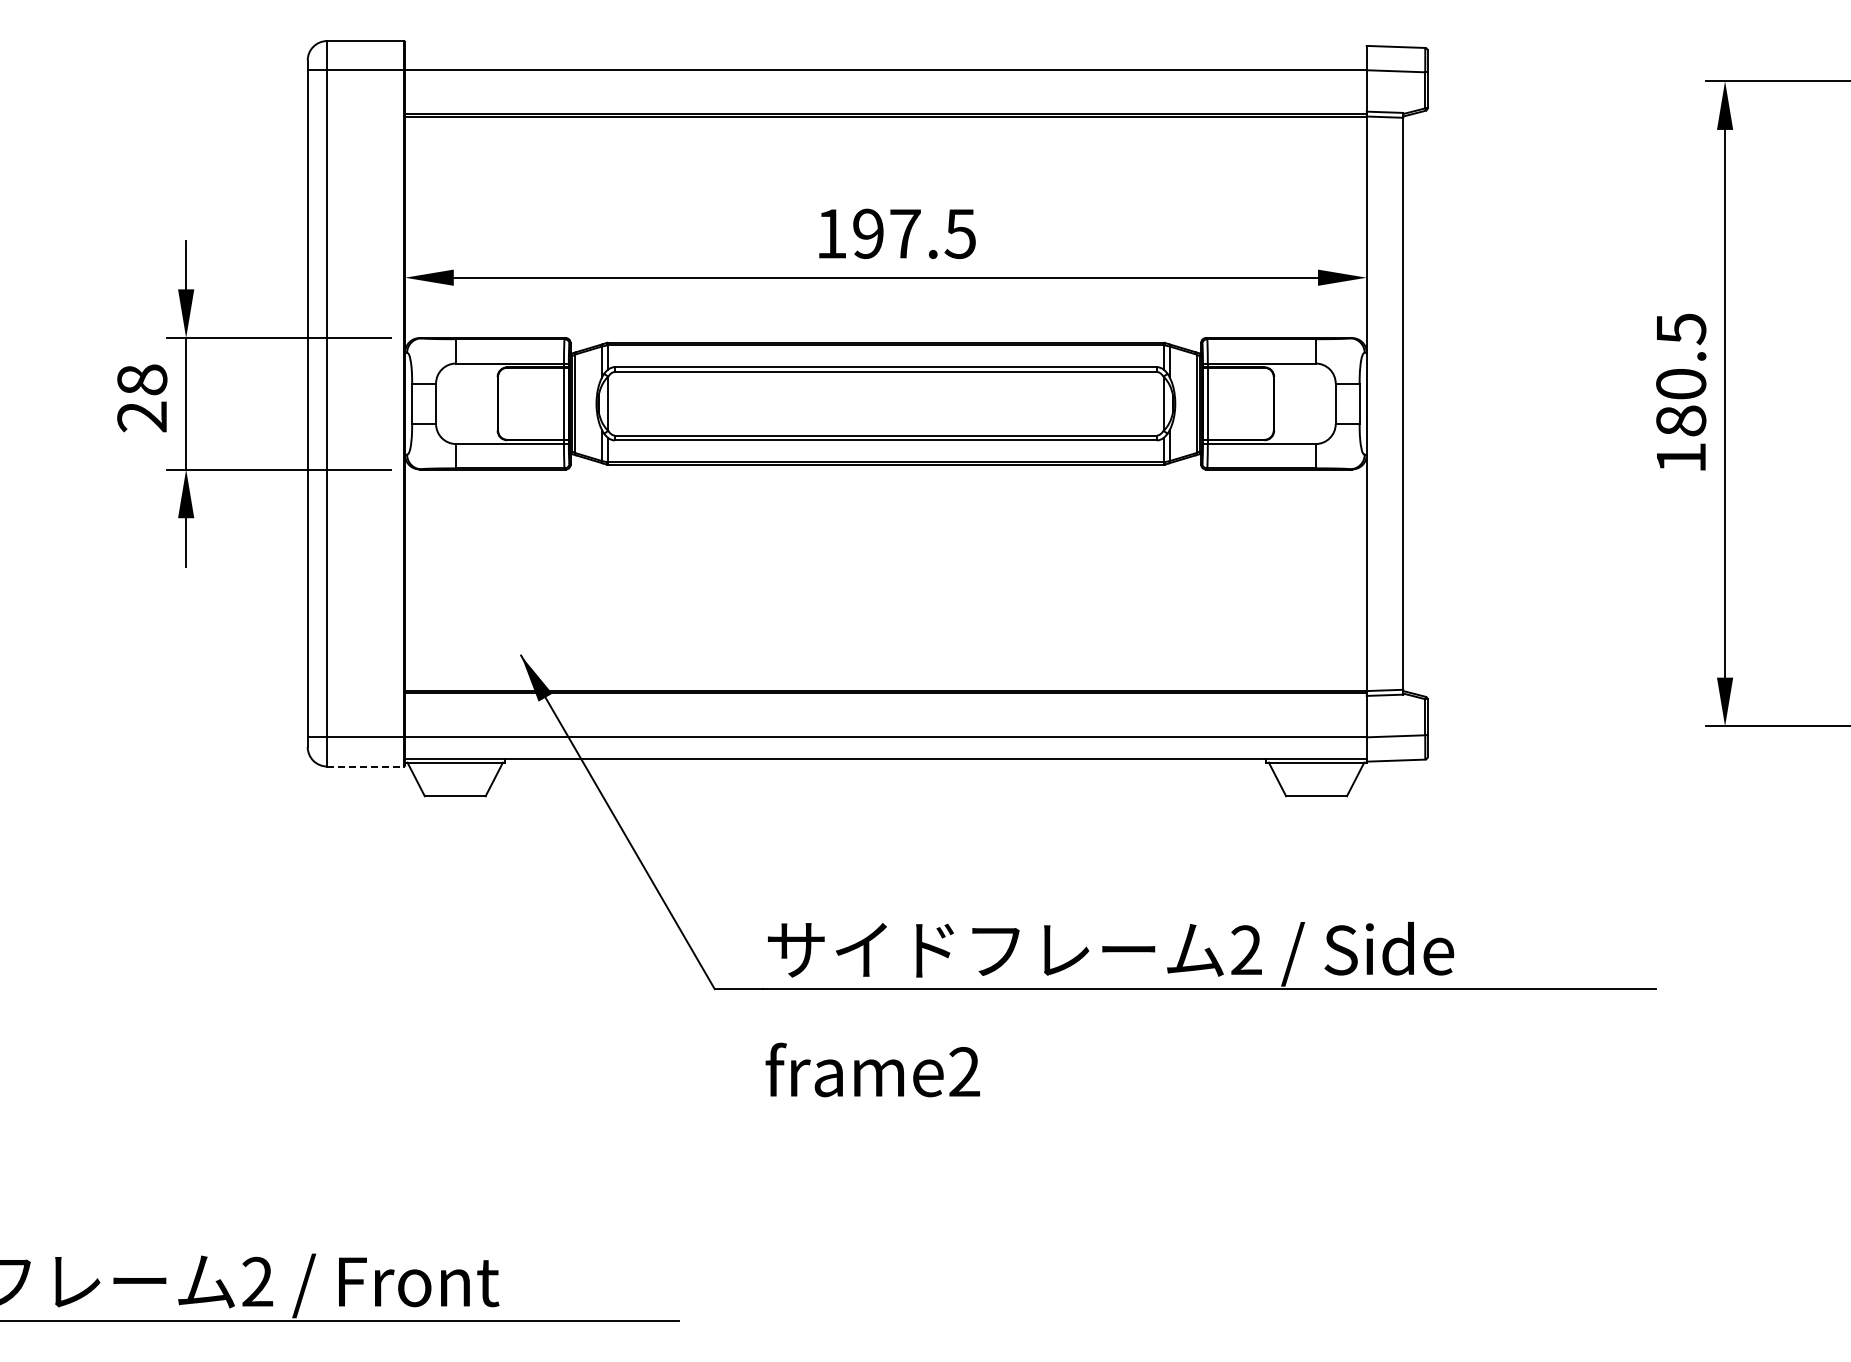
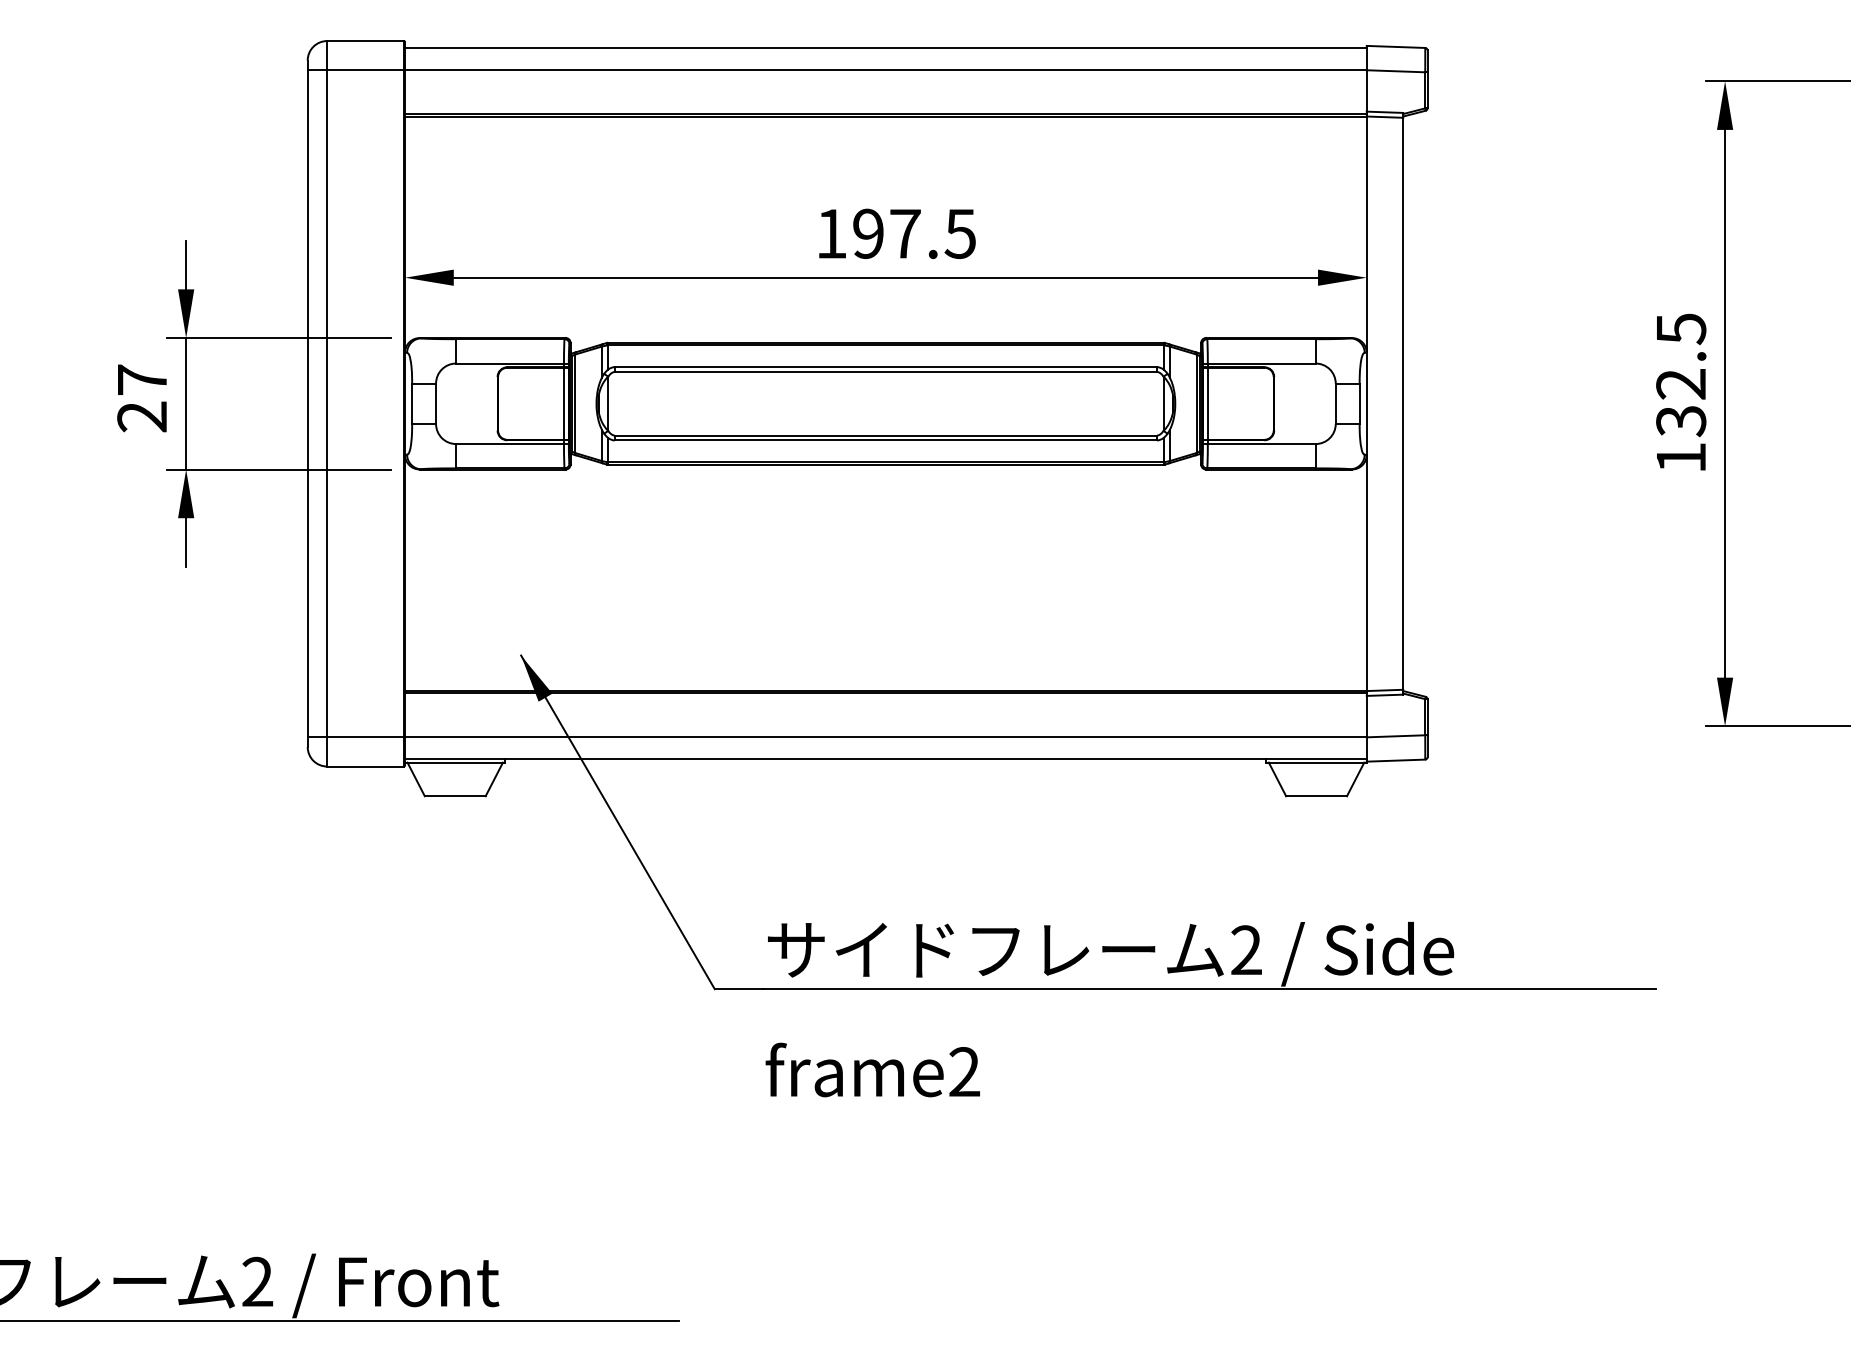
line: none -> present (885, 48)
text: 28 -> 27 (142, 379)
text: 180.5 -> 132.5 (1681, 403)
line: dashed -> solid (366, 766)
